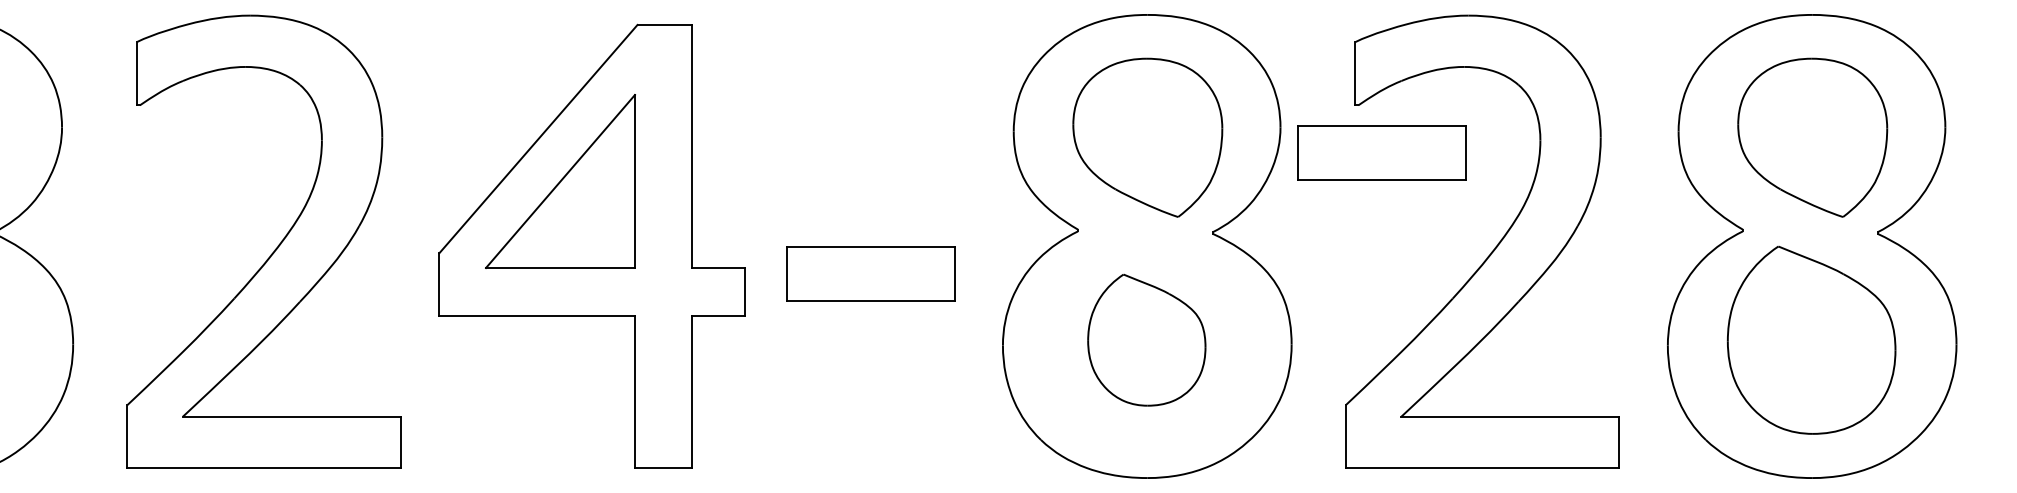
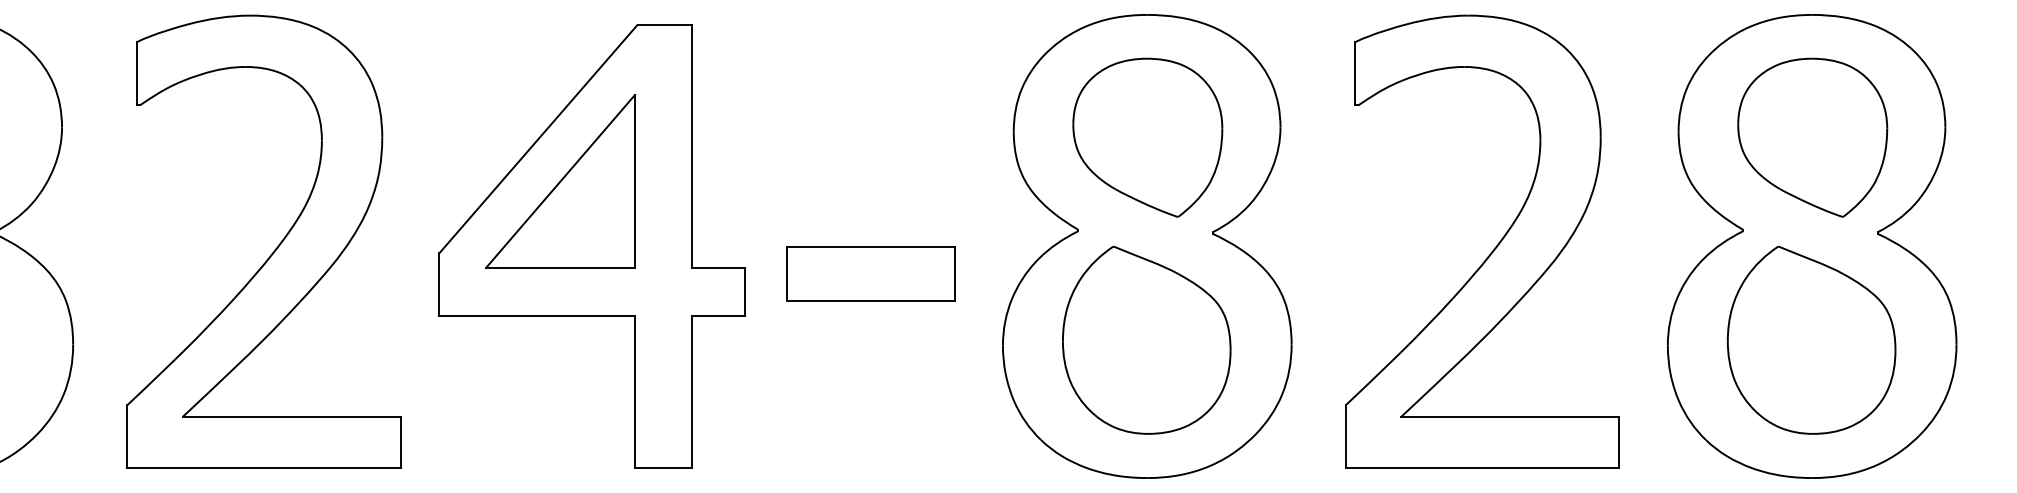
part: present -> none (1381, 152)
part size: 120x134 px -> 170x190 px (1146, 339)
